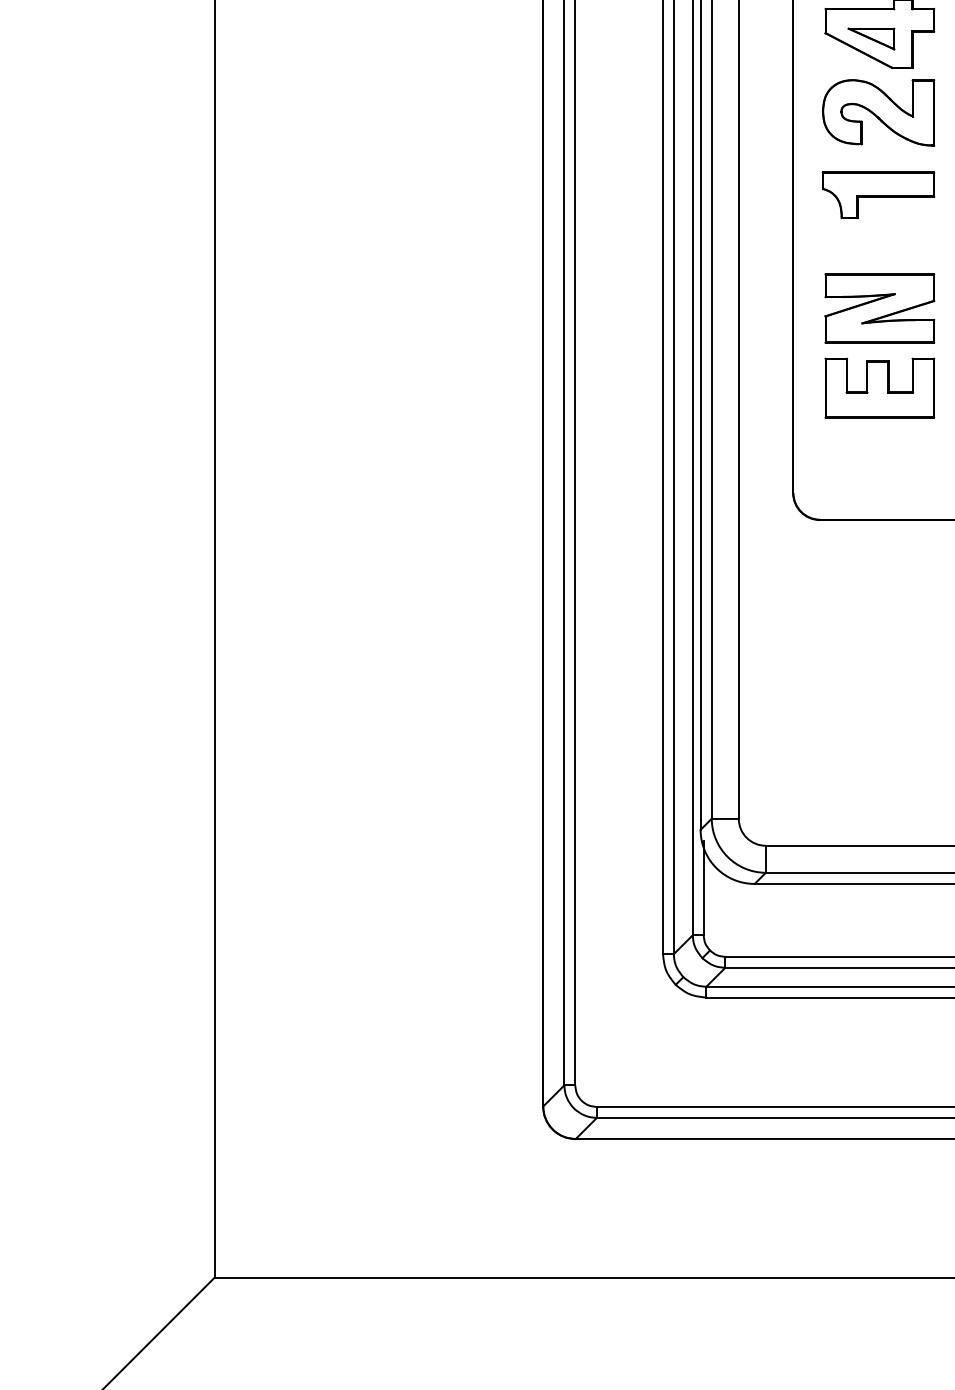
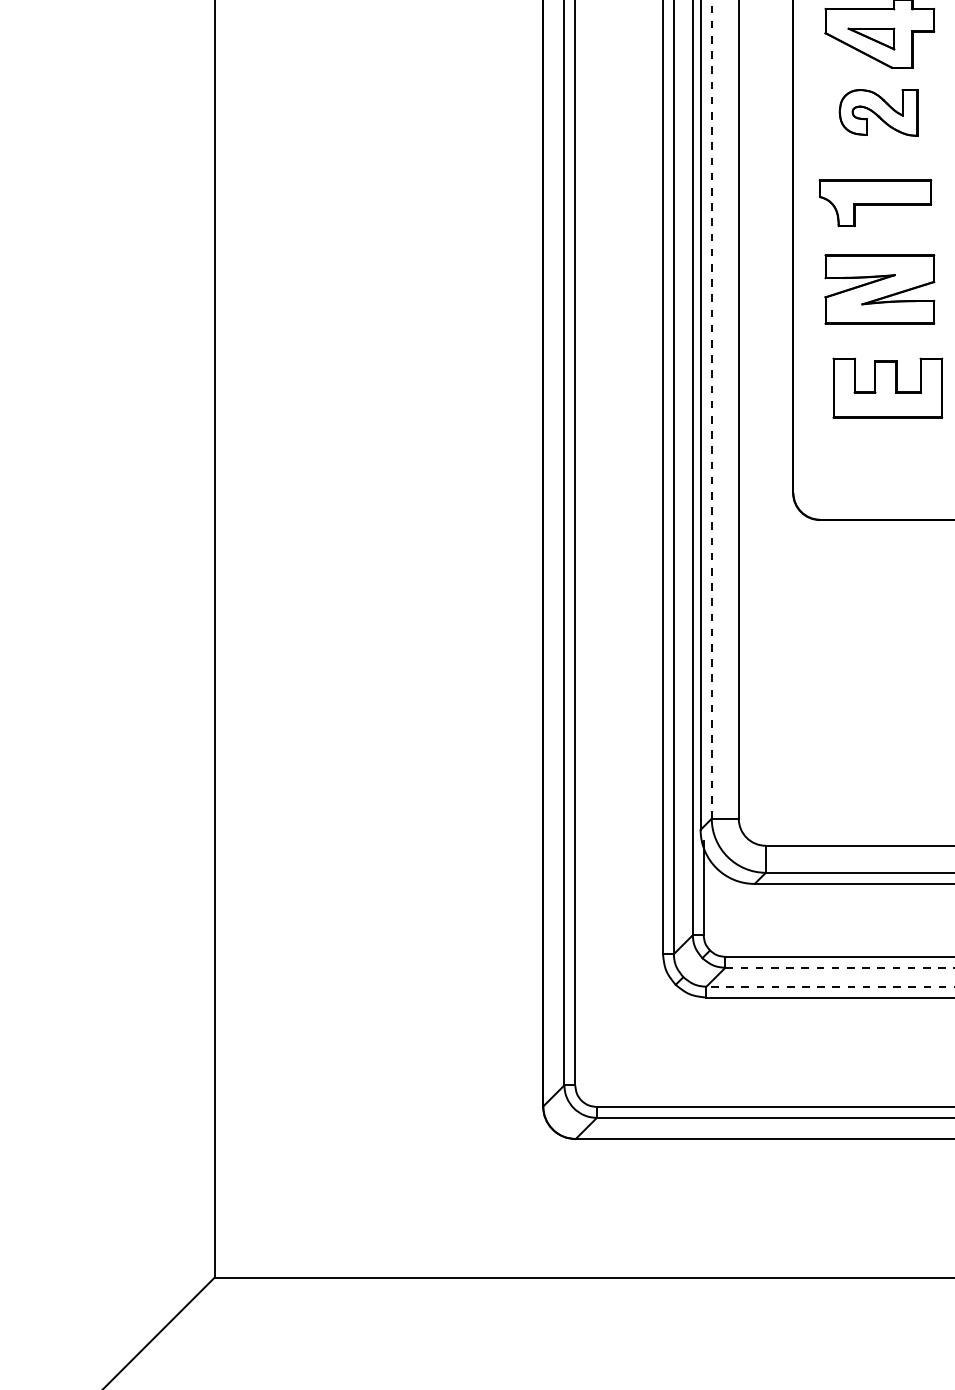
part size: 114x68 px -> 81x48 px (878, 112)
part position: (878, 195) -> (875, 203) (875, 203)
part position: (879, 308) -> (879, 289) (879, 289)
part position: (879, 387) -> (887, 387) (887, 387)
line: solid -> dashed (711, 409)
line: solid -> dashed (840, 967)
line: solid -> dashed (830, 986)
